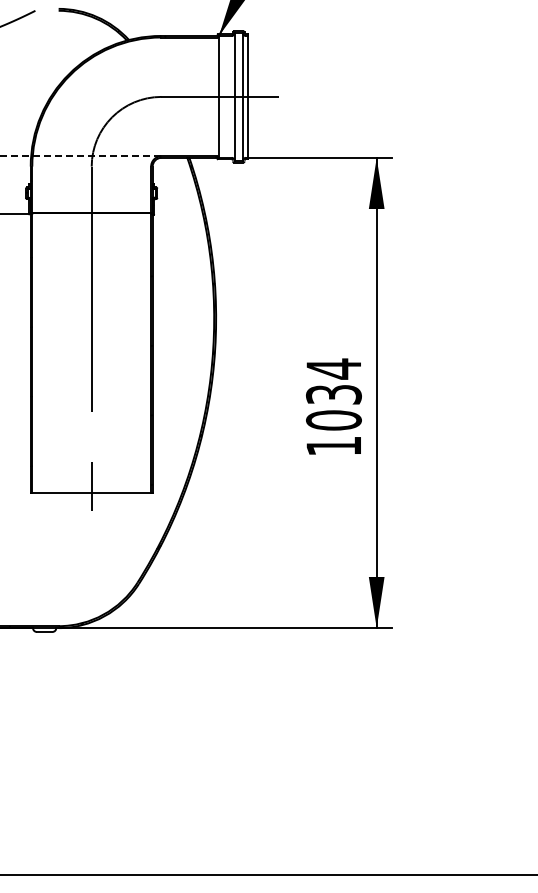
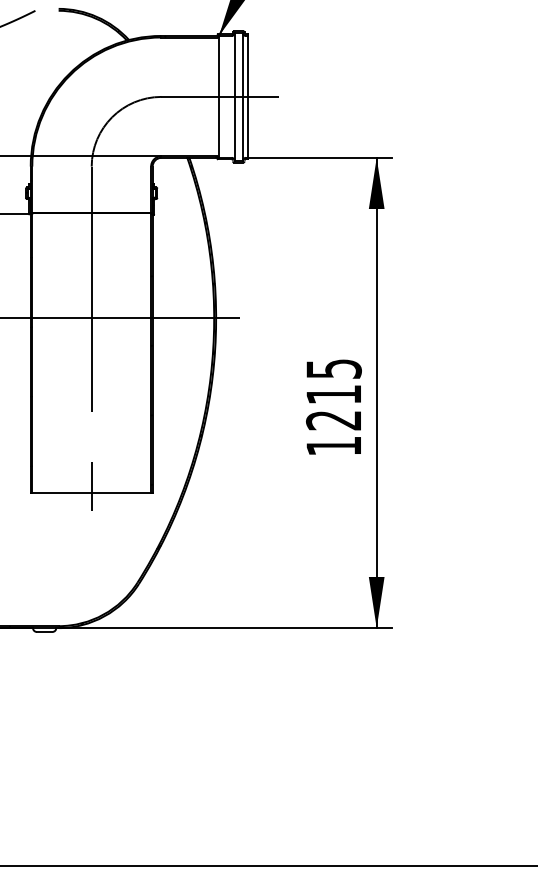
line: dashed -> solid (80, 156)
line: none -> present (120, 318)
text: 1034 -> 1215 (333, 394)
line position: (268, 875) -> (268, 866) (268, 866)
